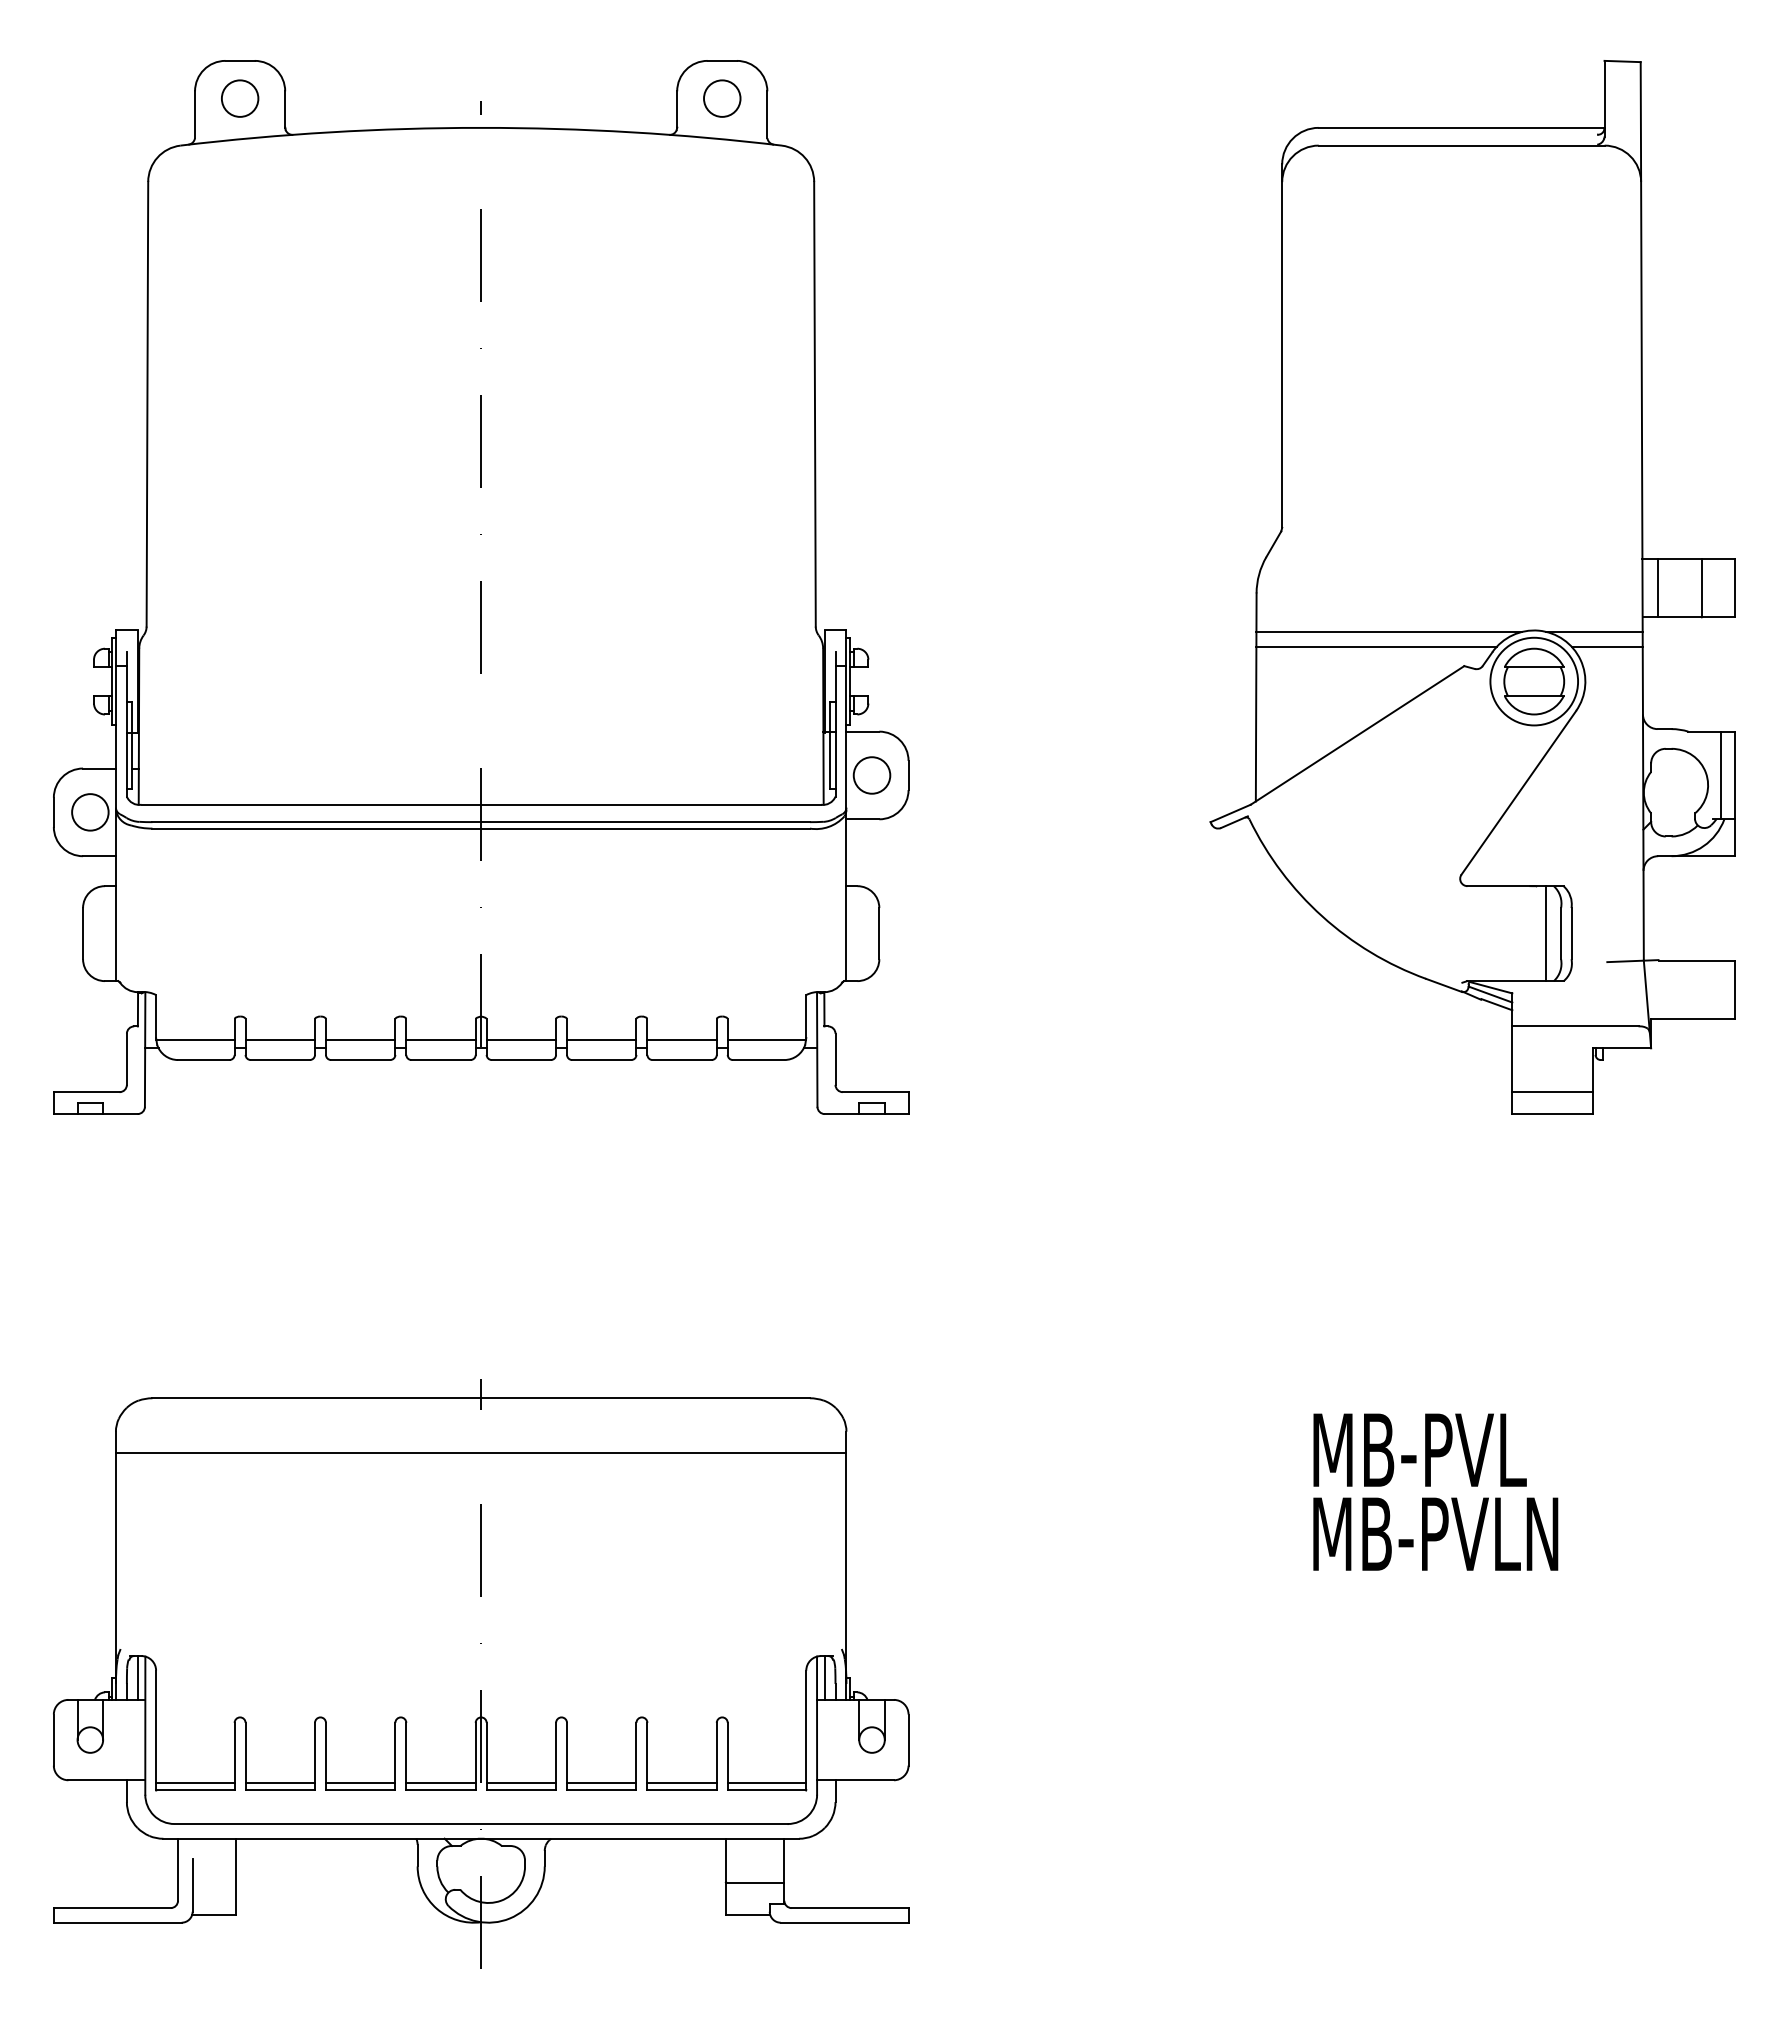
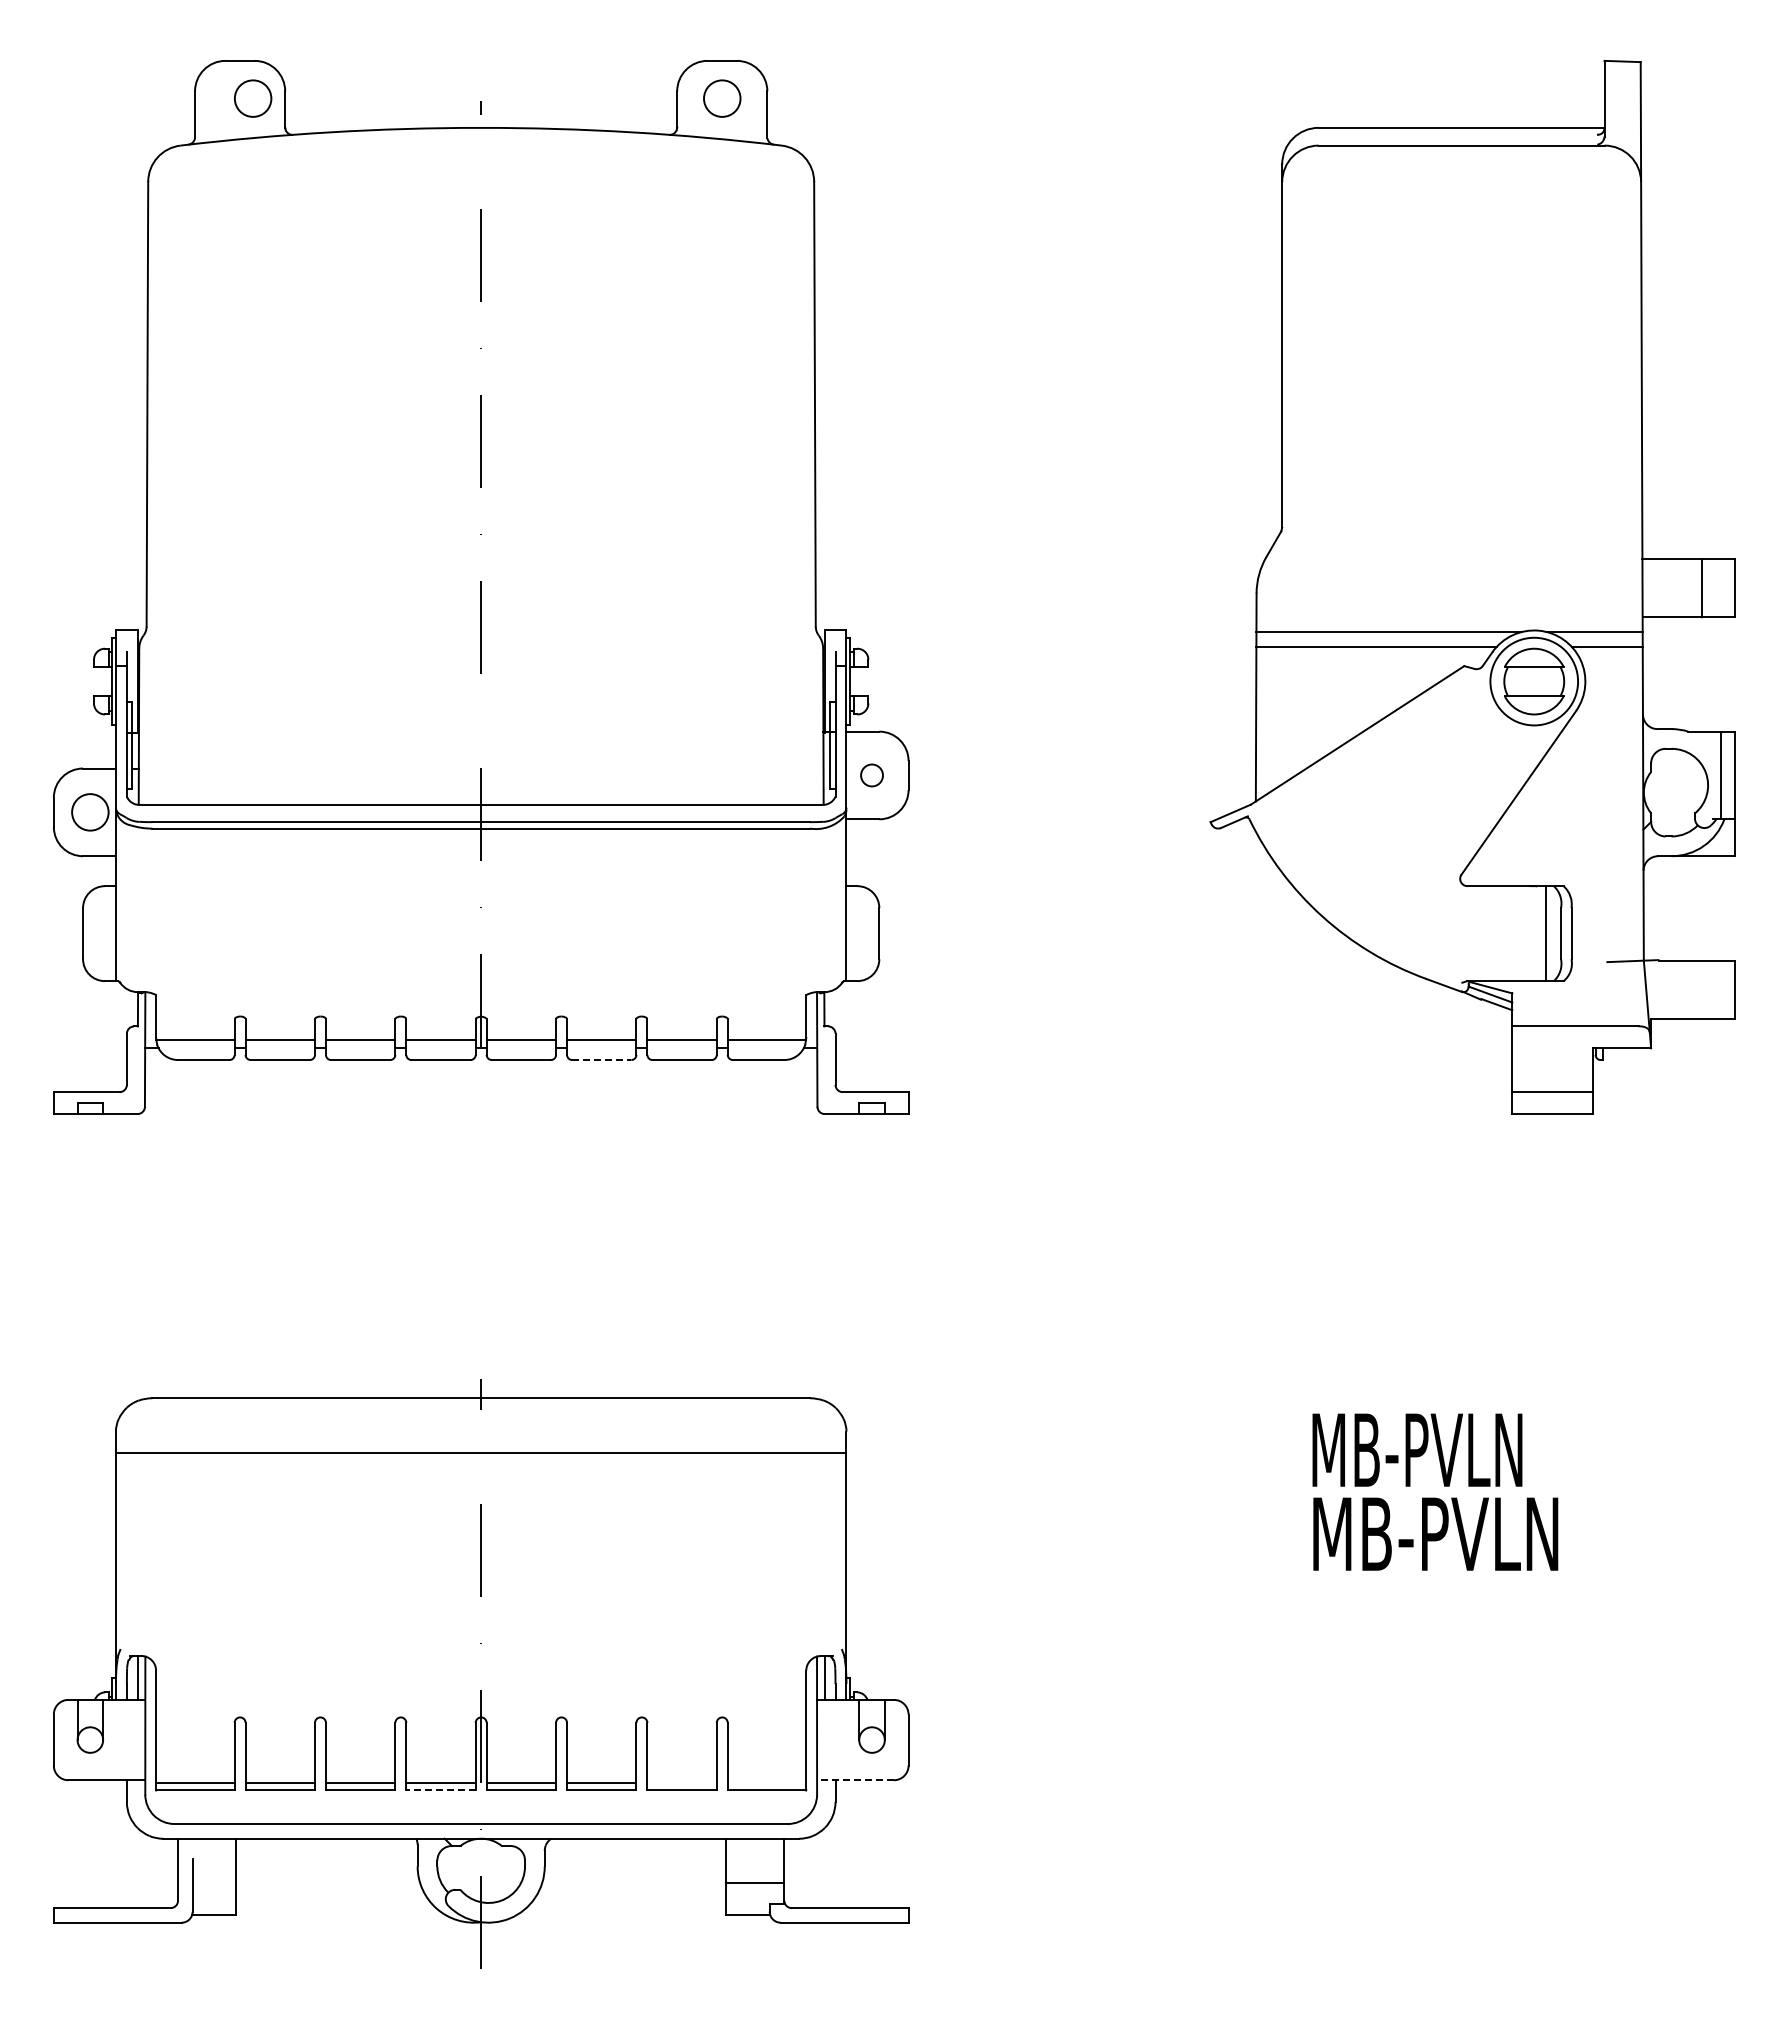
circle position: (240, 98) -> (253, 98) (253, 98)
line: present -> none (1658, 587)
circle diameter: 37 px -> 22 px (871, 775)
line: solid -> dashed (601, 1060)
text: MB-PVL -> MB-PVLN (1419, 1449)
line: solid -> dashed (855, 1780)
line: present -> none (681, 1783)
line: present -> none (766, 1783)
line: solid -> dashed (441, 1790)
